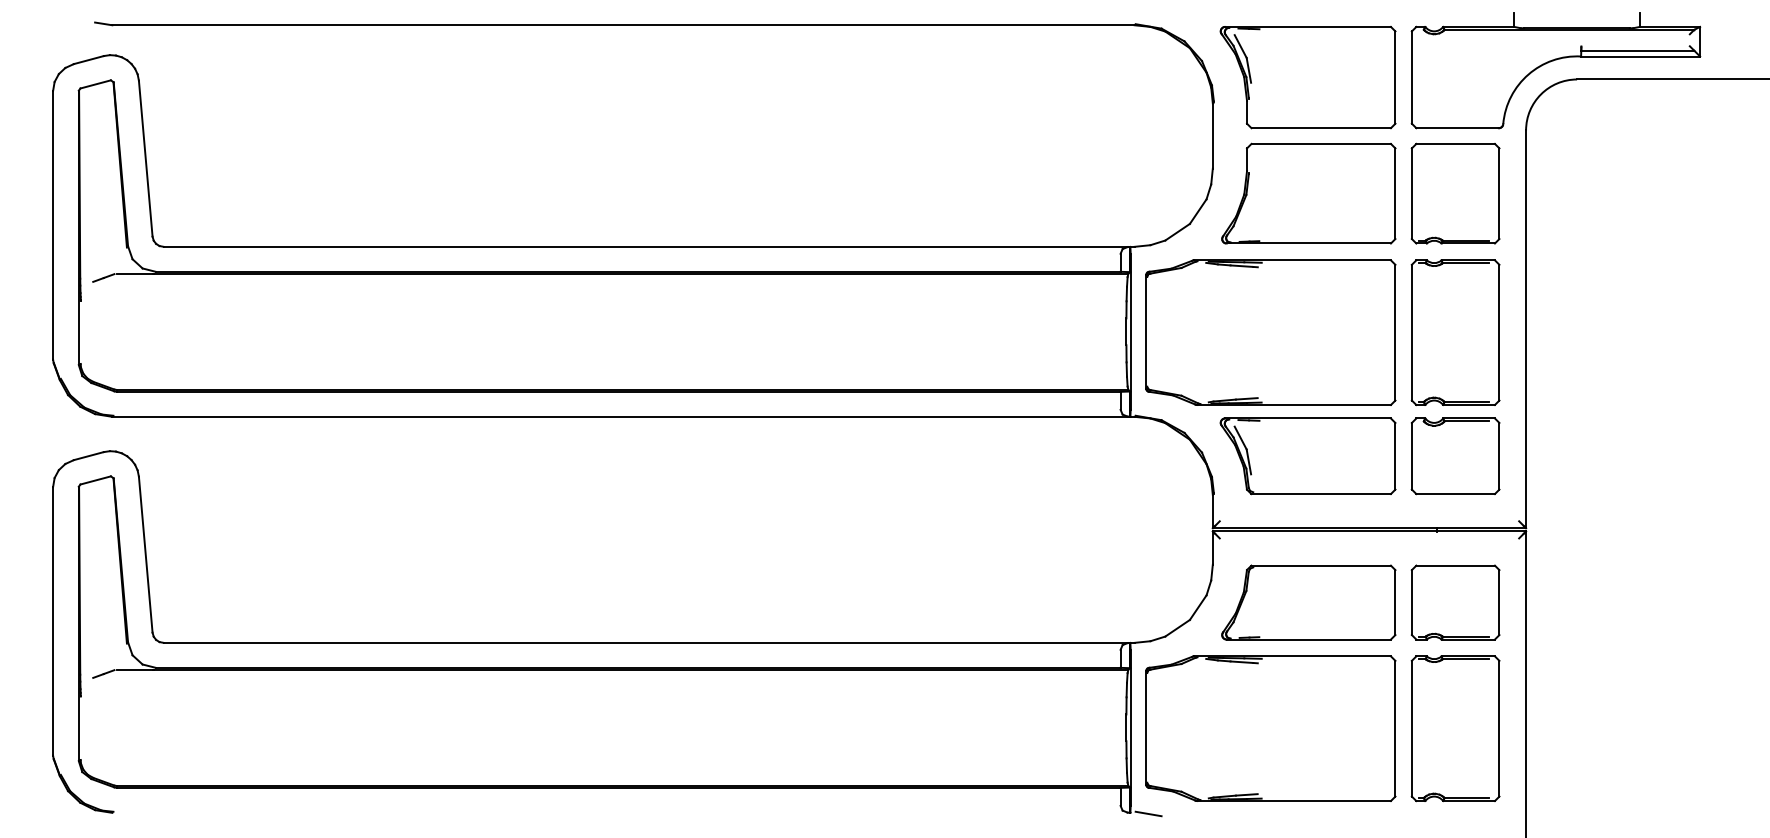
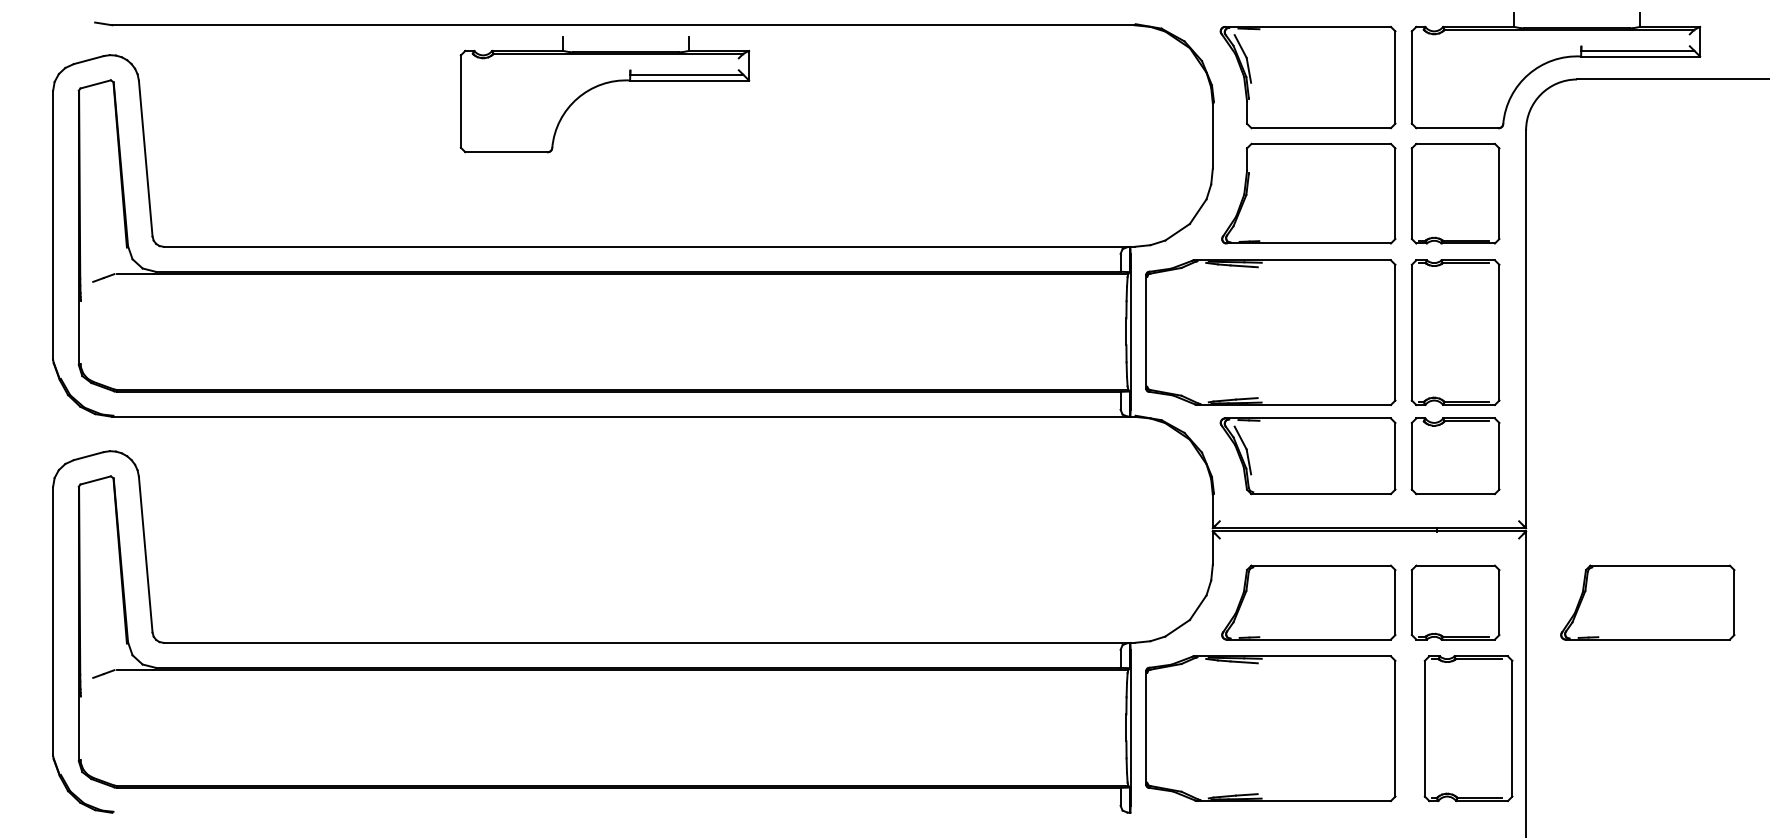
part: none -> present (602, 85)
part: none -> present (1647, 602)
part position: (1455, 728) -> (1468, 728) (1468, 728)
line: present -> none (1148, 813)
